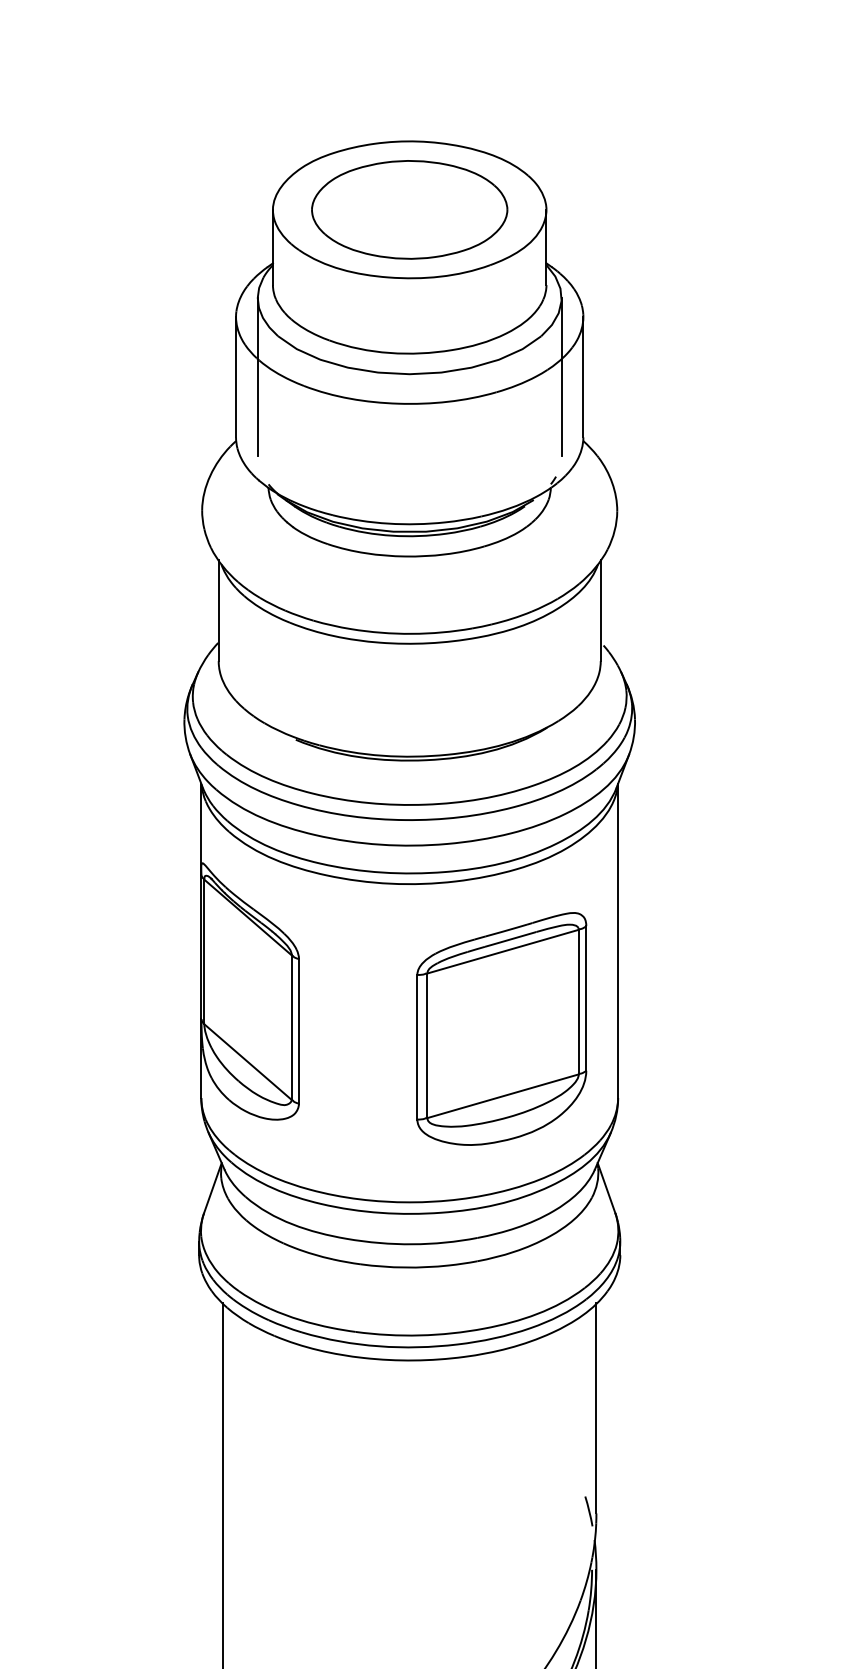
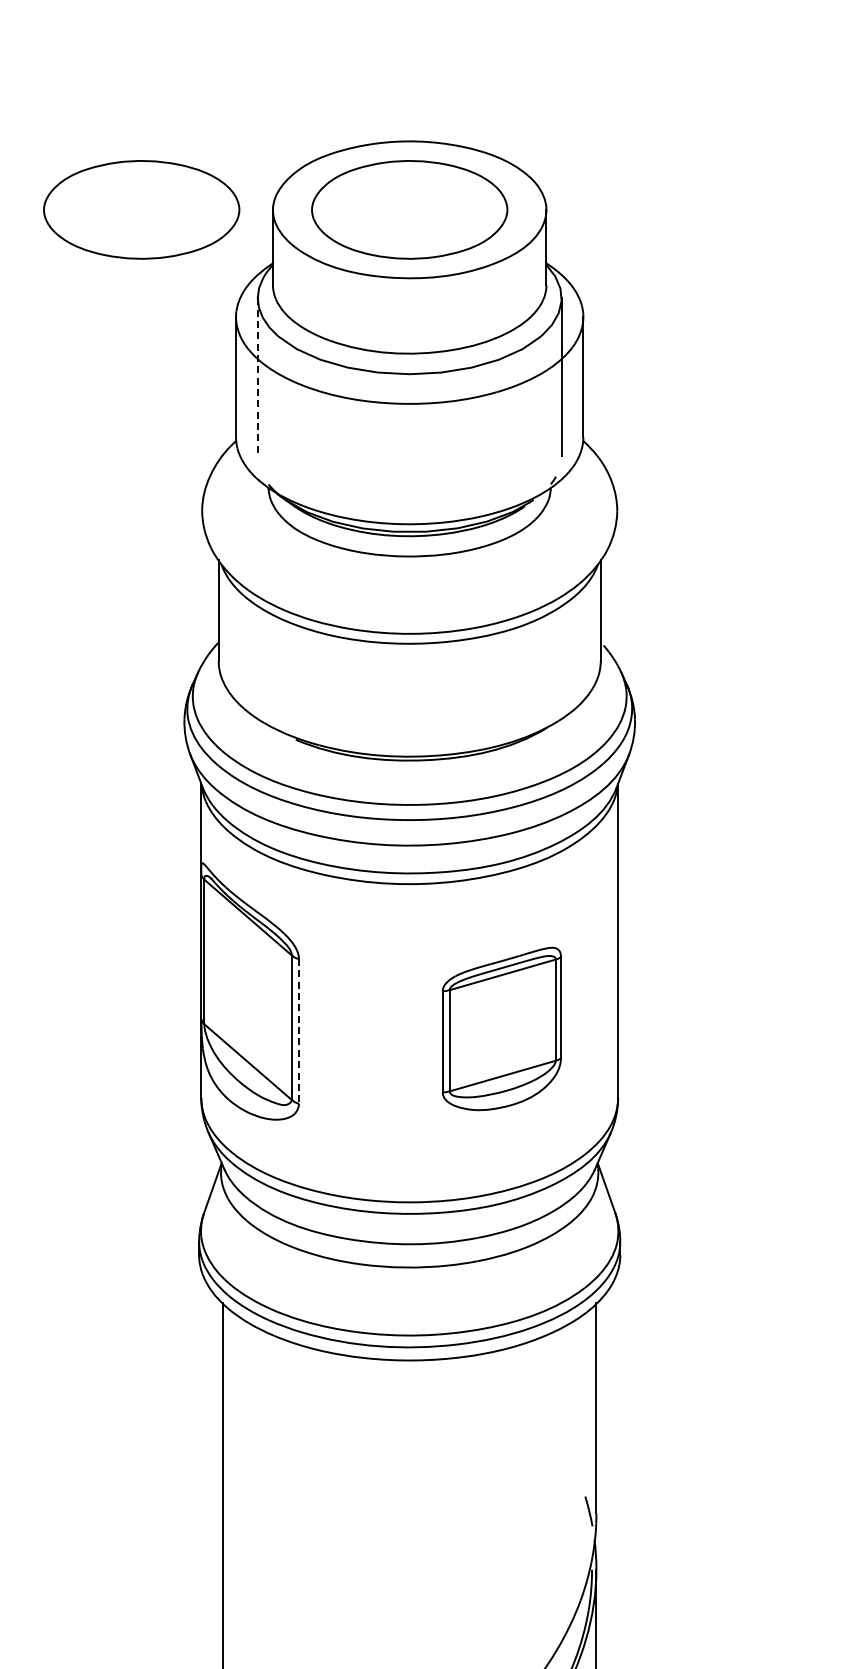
part: none -> present (141, 209)
line: solid -> dashed (257, 377)
part size: 172x234 px -> 121x166 px (501, 1028)
line: solid -> dashed (299, 1031)
